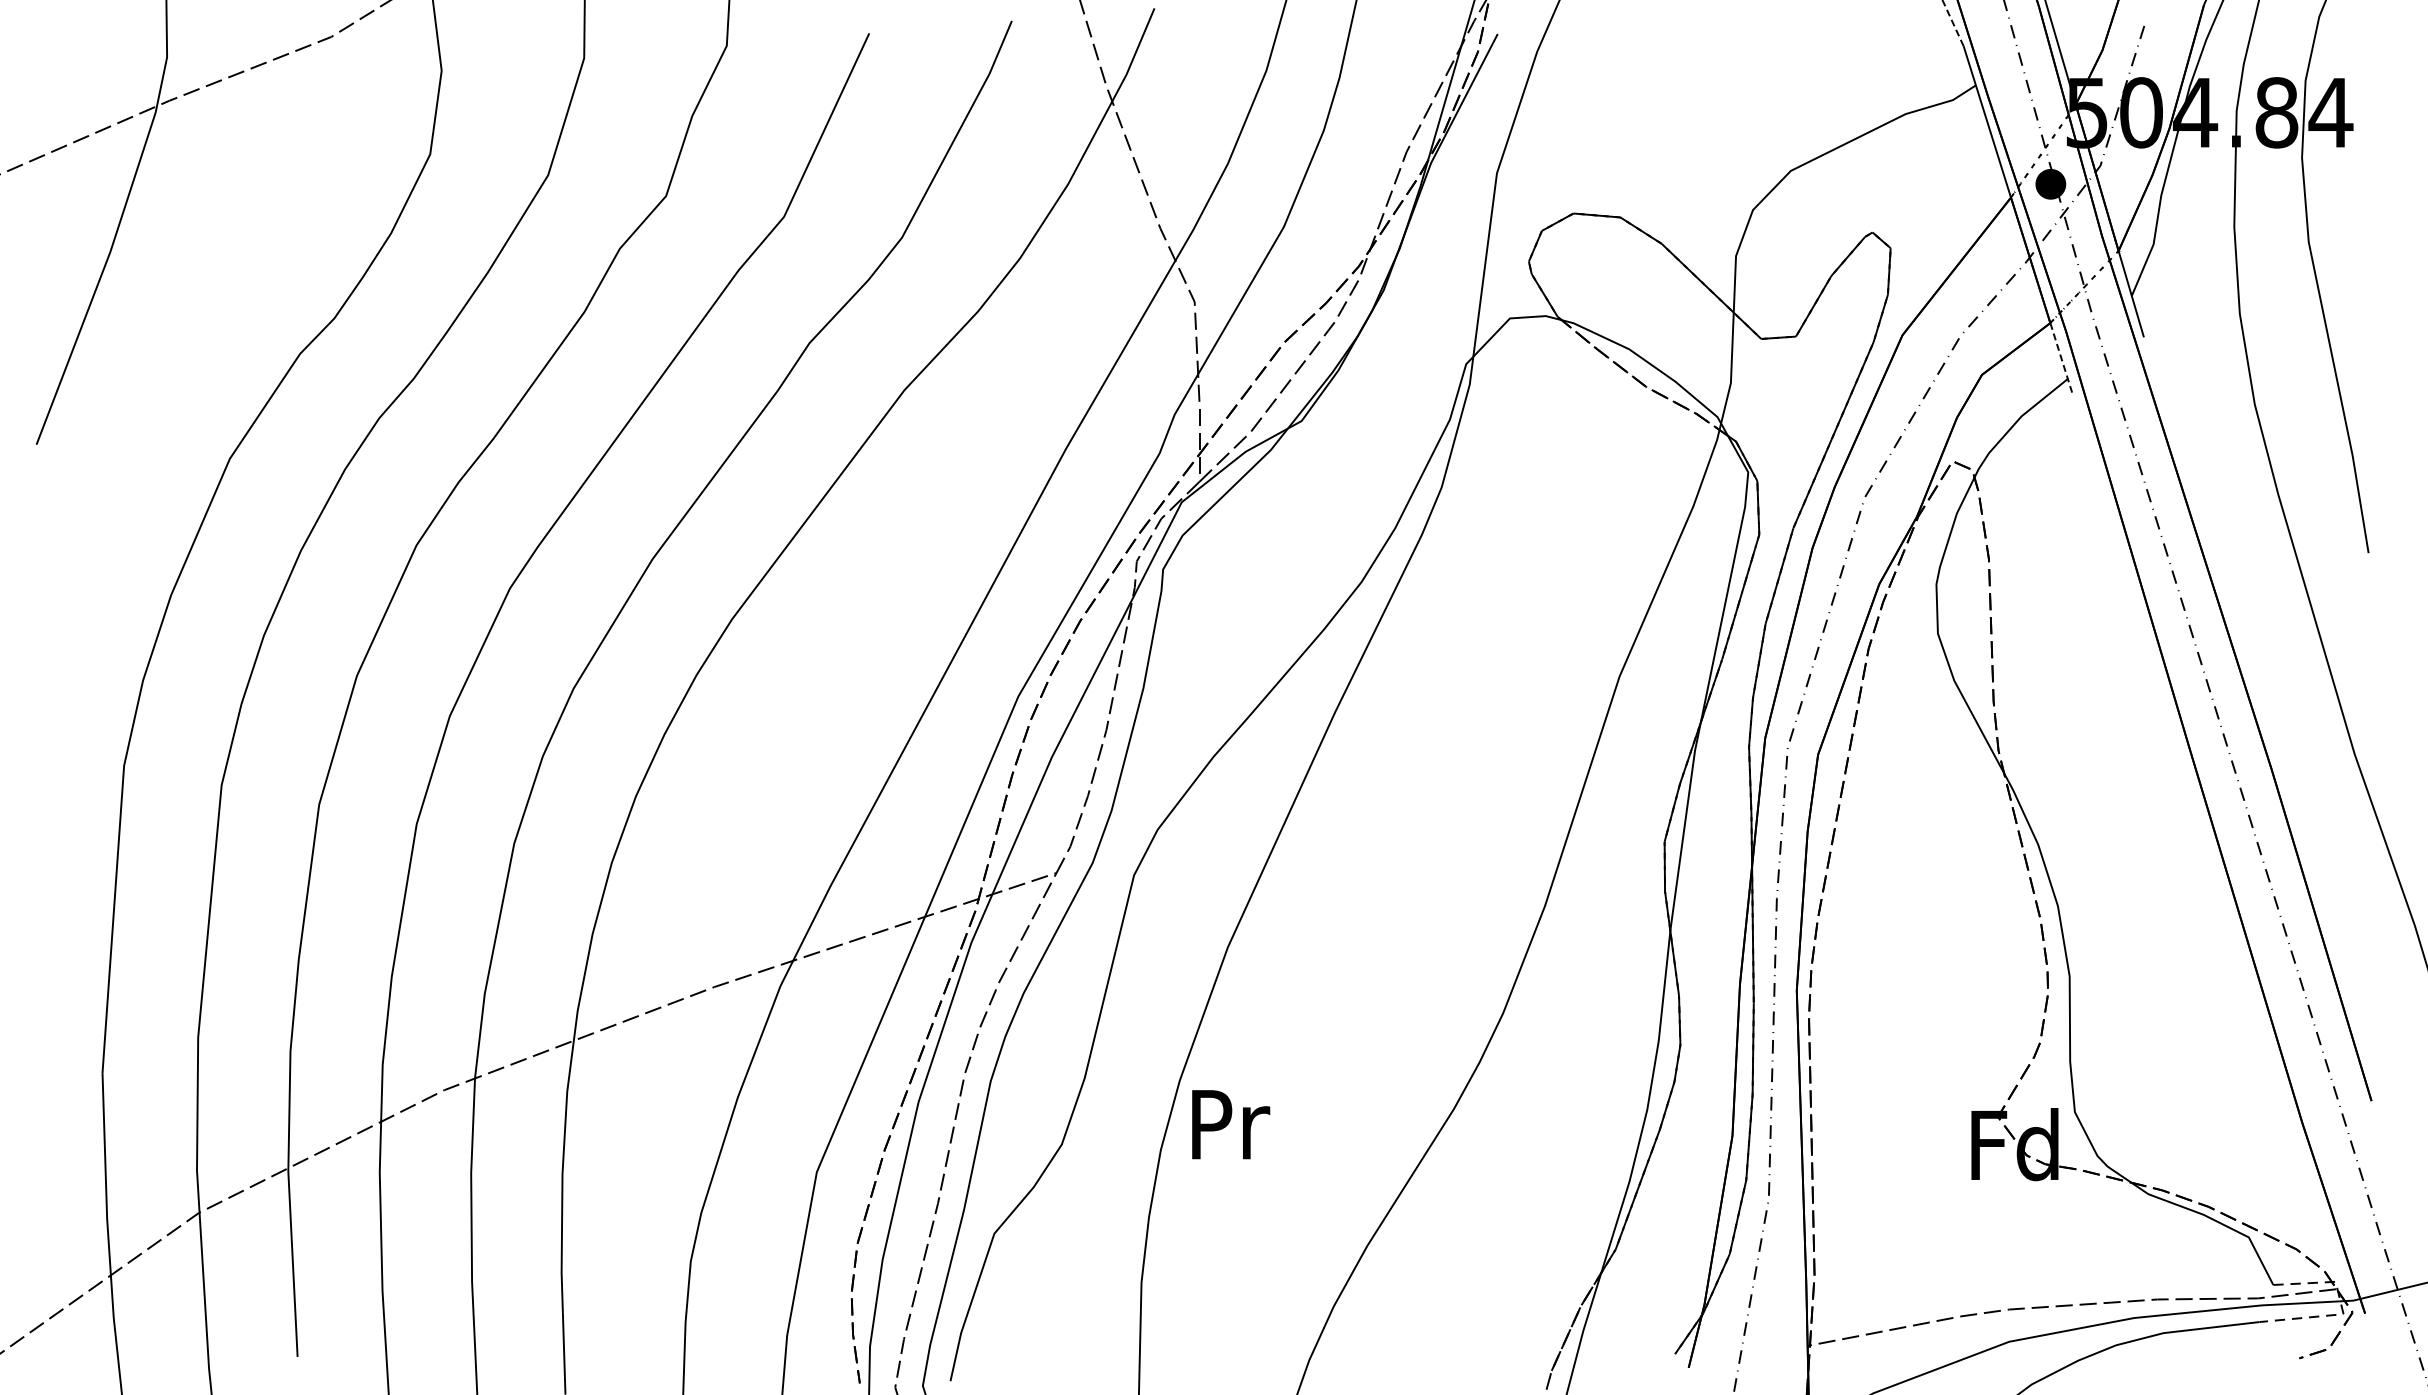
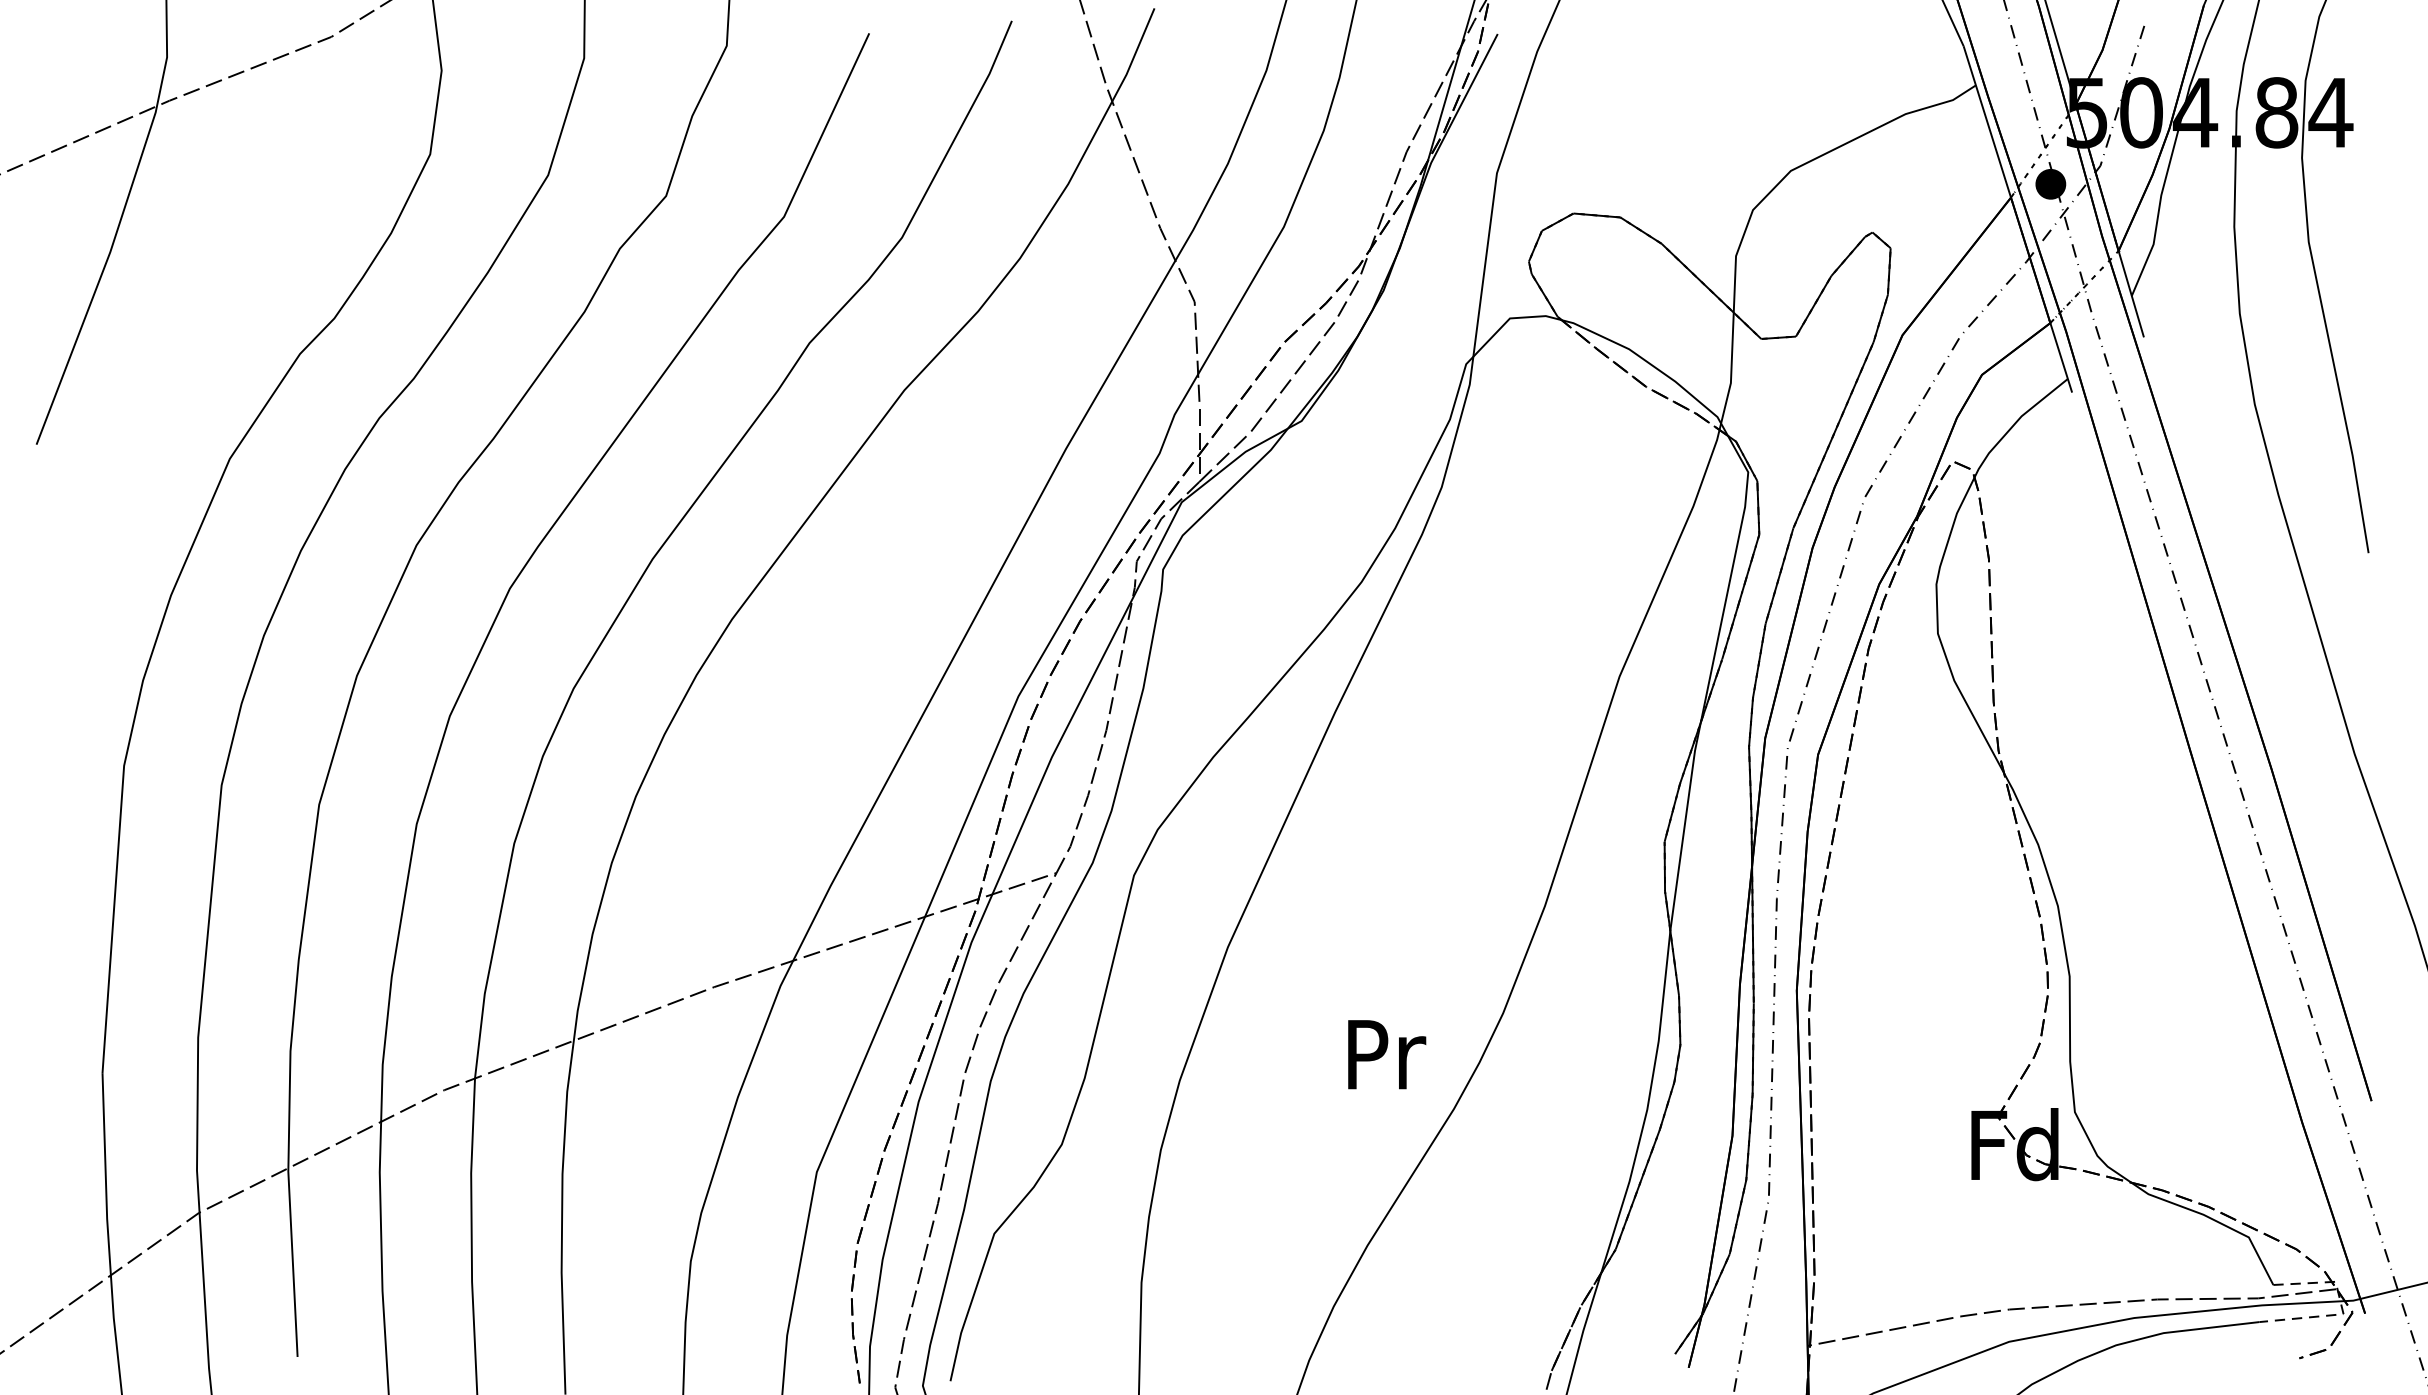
line: dashed -> solid (1953, 23)
line: dashed -> solid (2061, 358)
text position: (1231, 1124) -> (1387, 1054) (1387, 1054)
